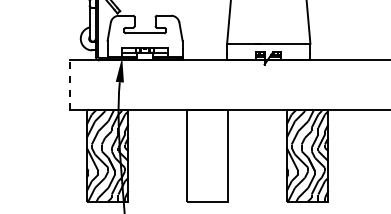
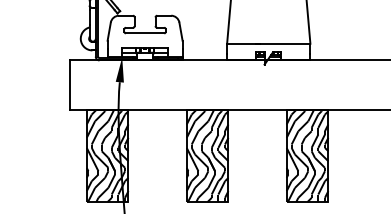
line: dashed -> solid (70, 85)
hatch: none -> present (207, 156)
